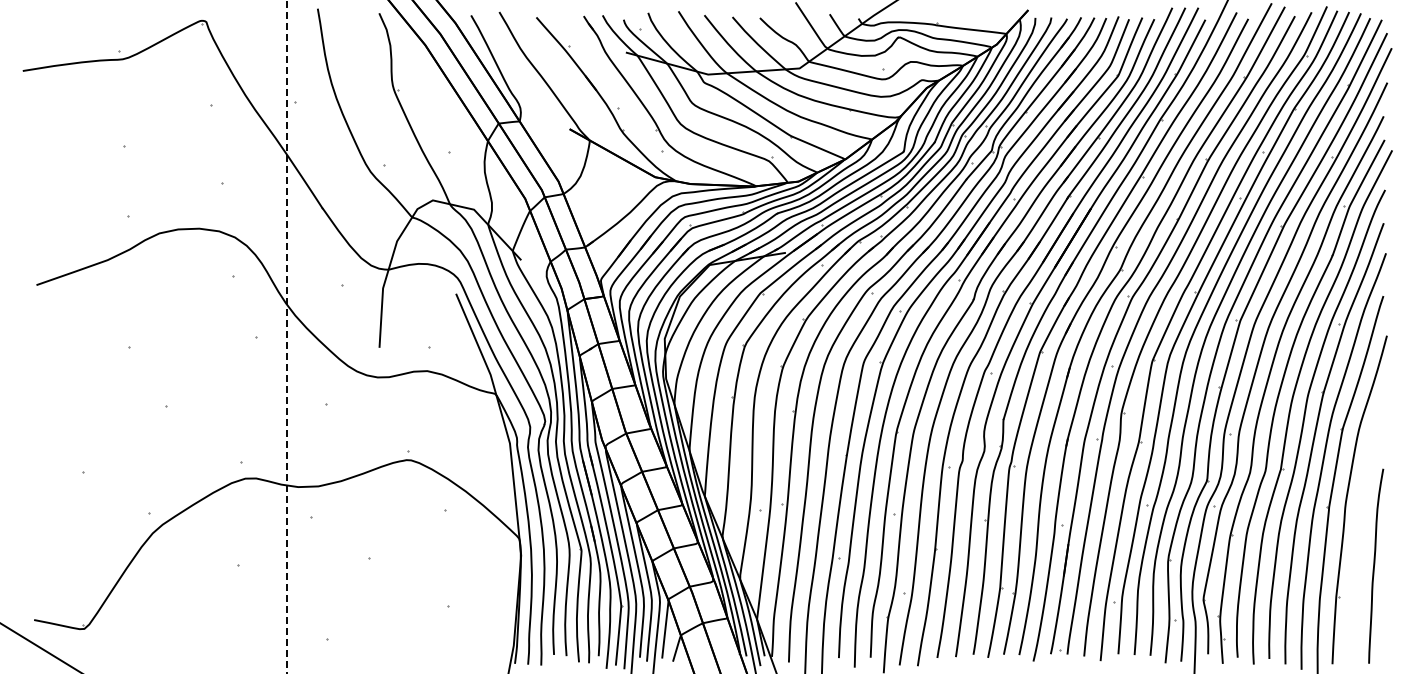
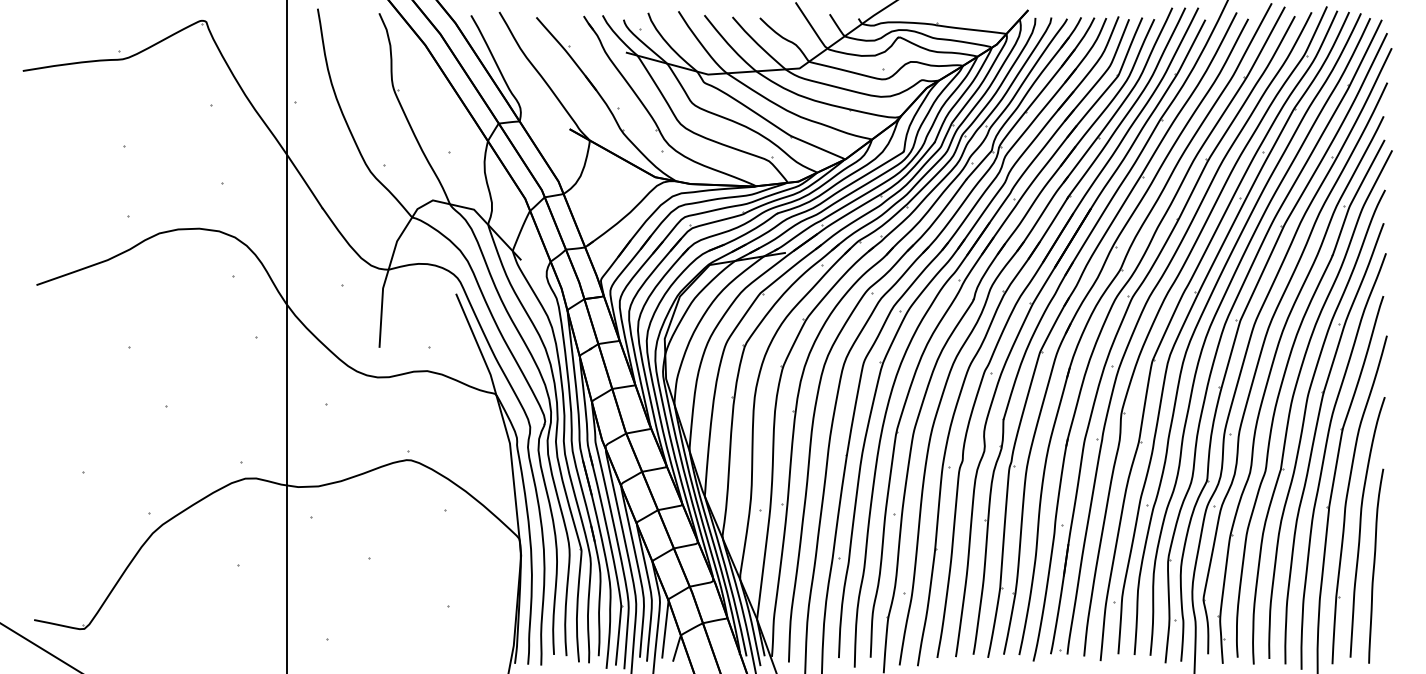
line: dashed -> solid (287, 337)
curve: none -> present (1361, 527)
